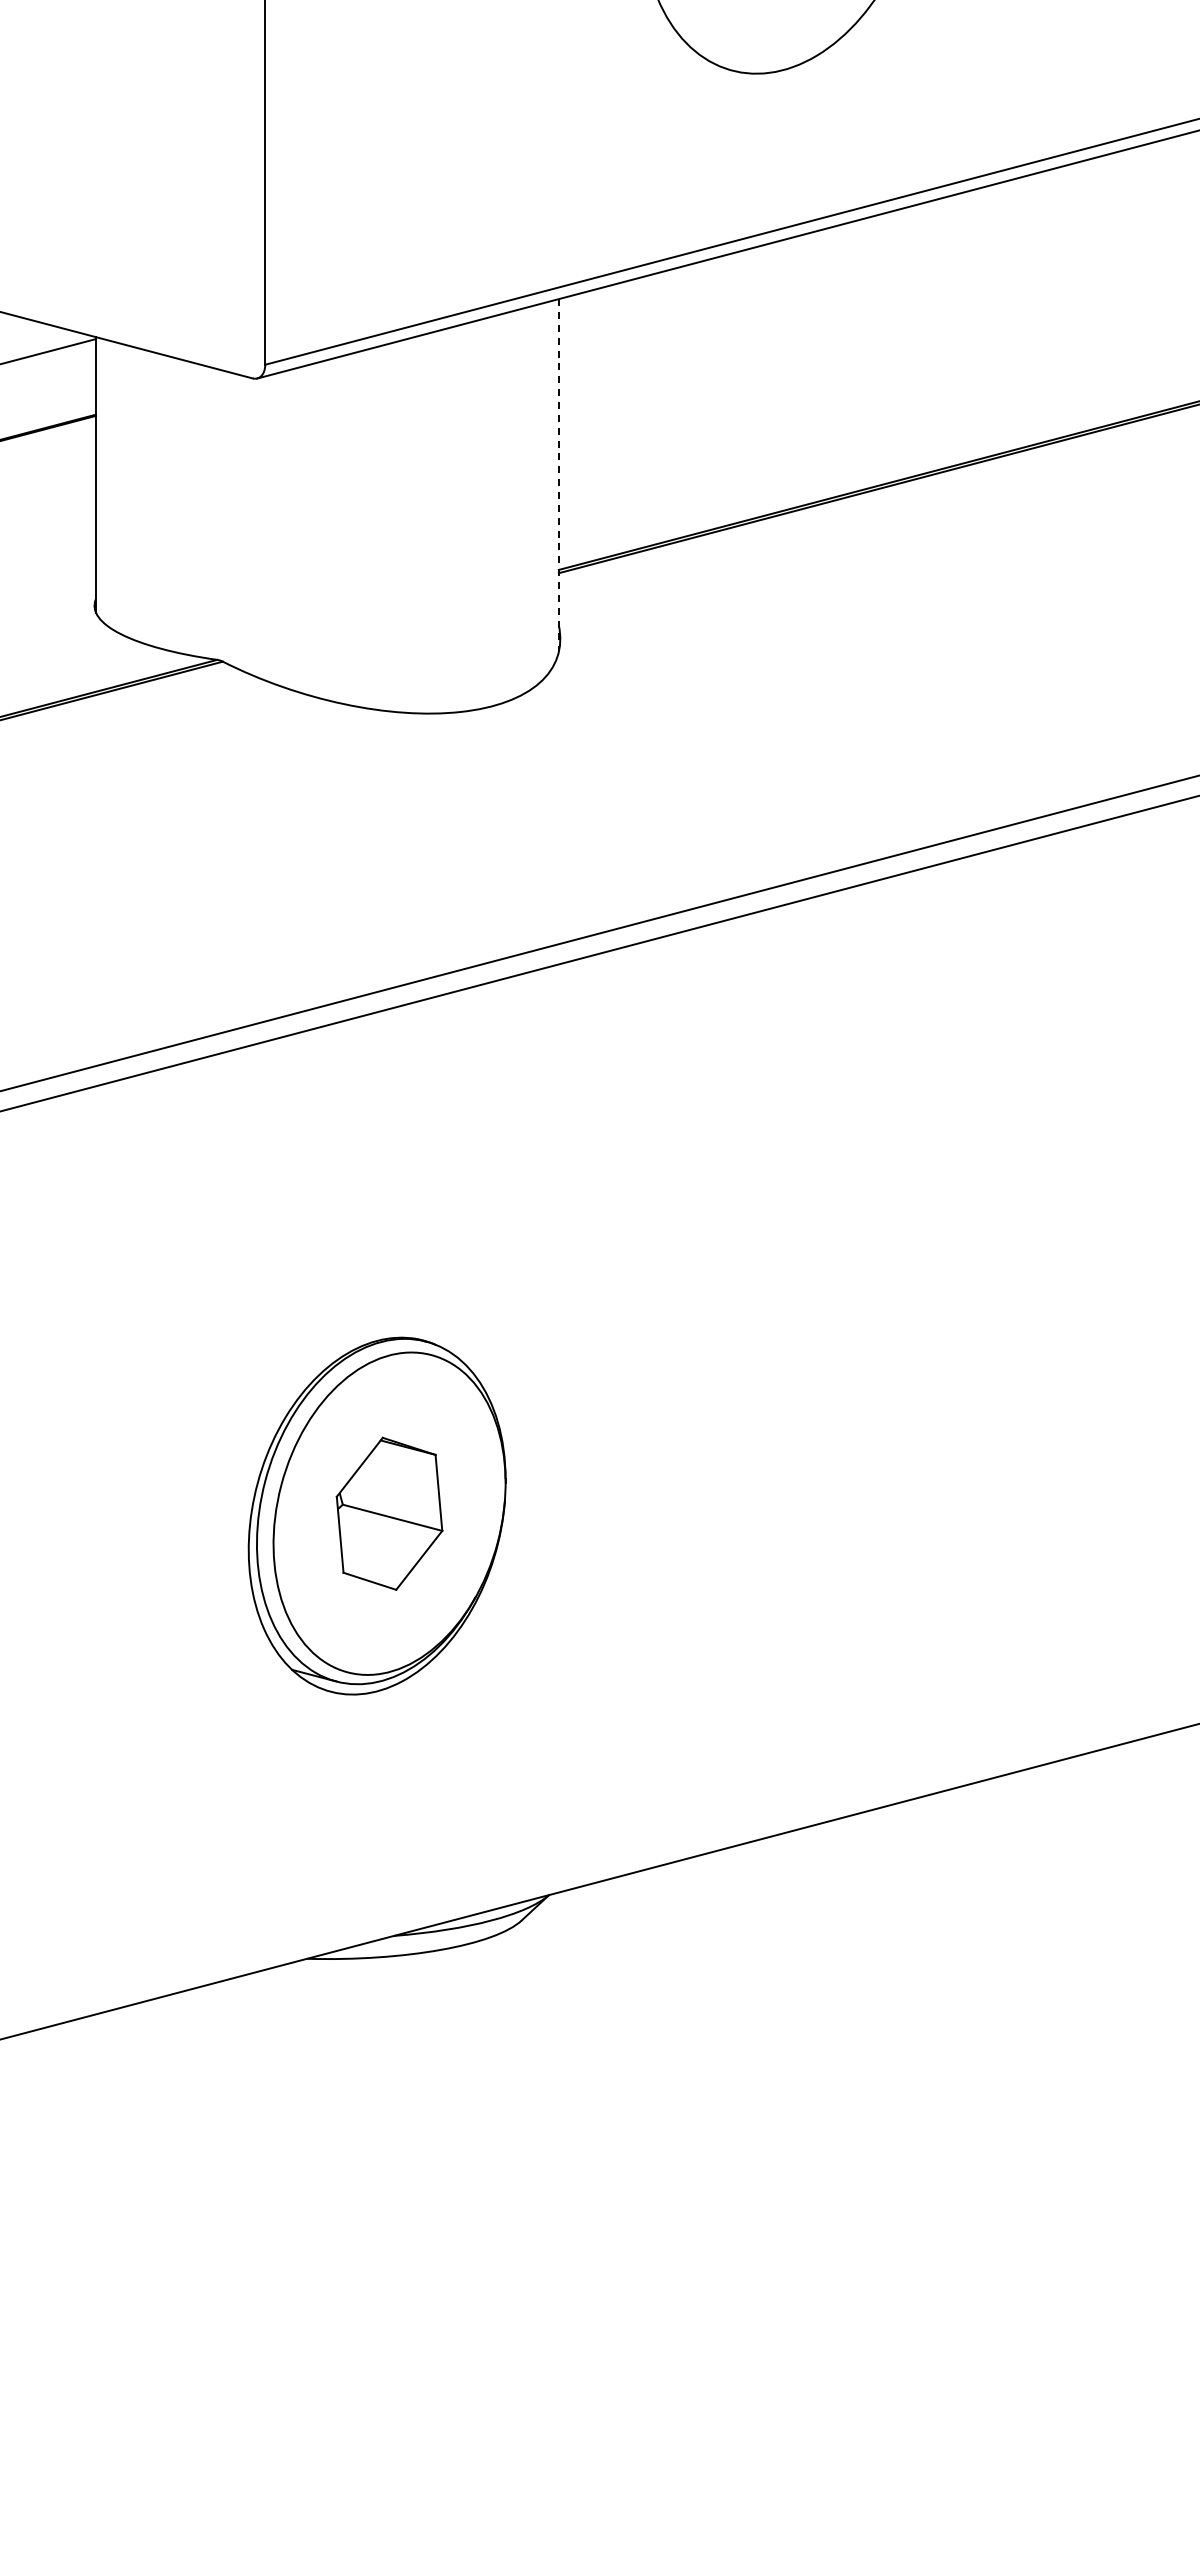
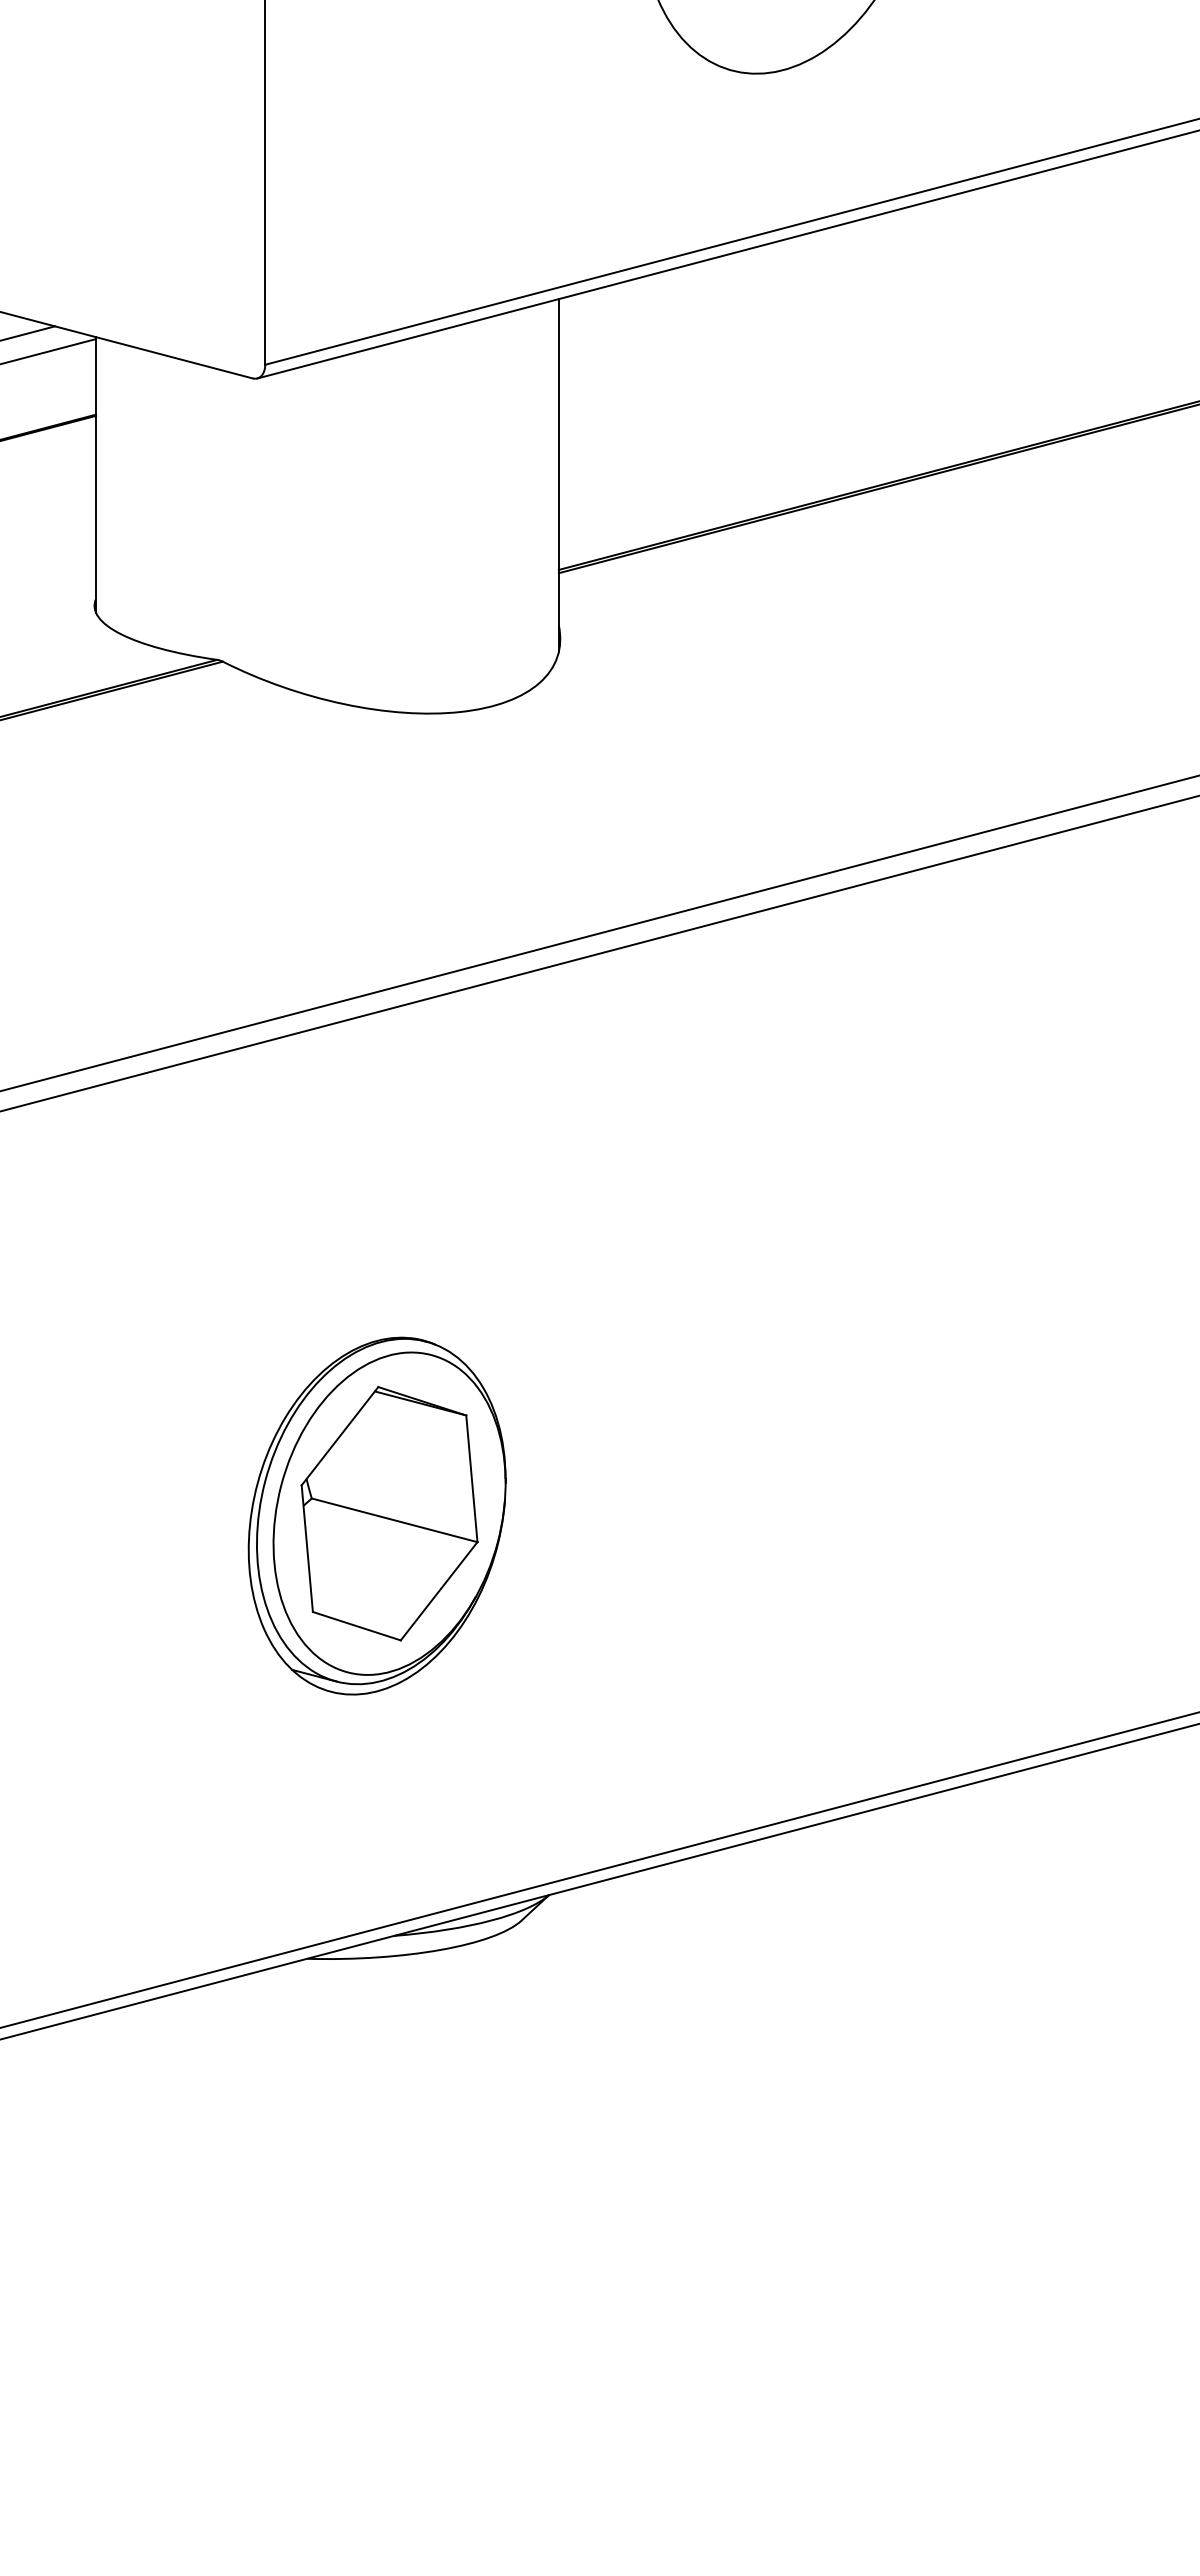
line: none -> present (28, 333)
line: dashed -> solid (558, 476)
part size: 109x155 px -> 179x256 px (389, 1513)
line: none -> present (599, 1869)
